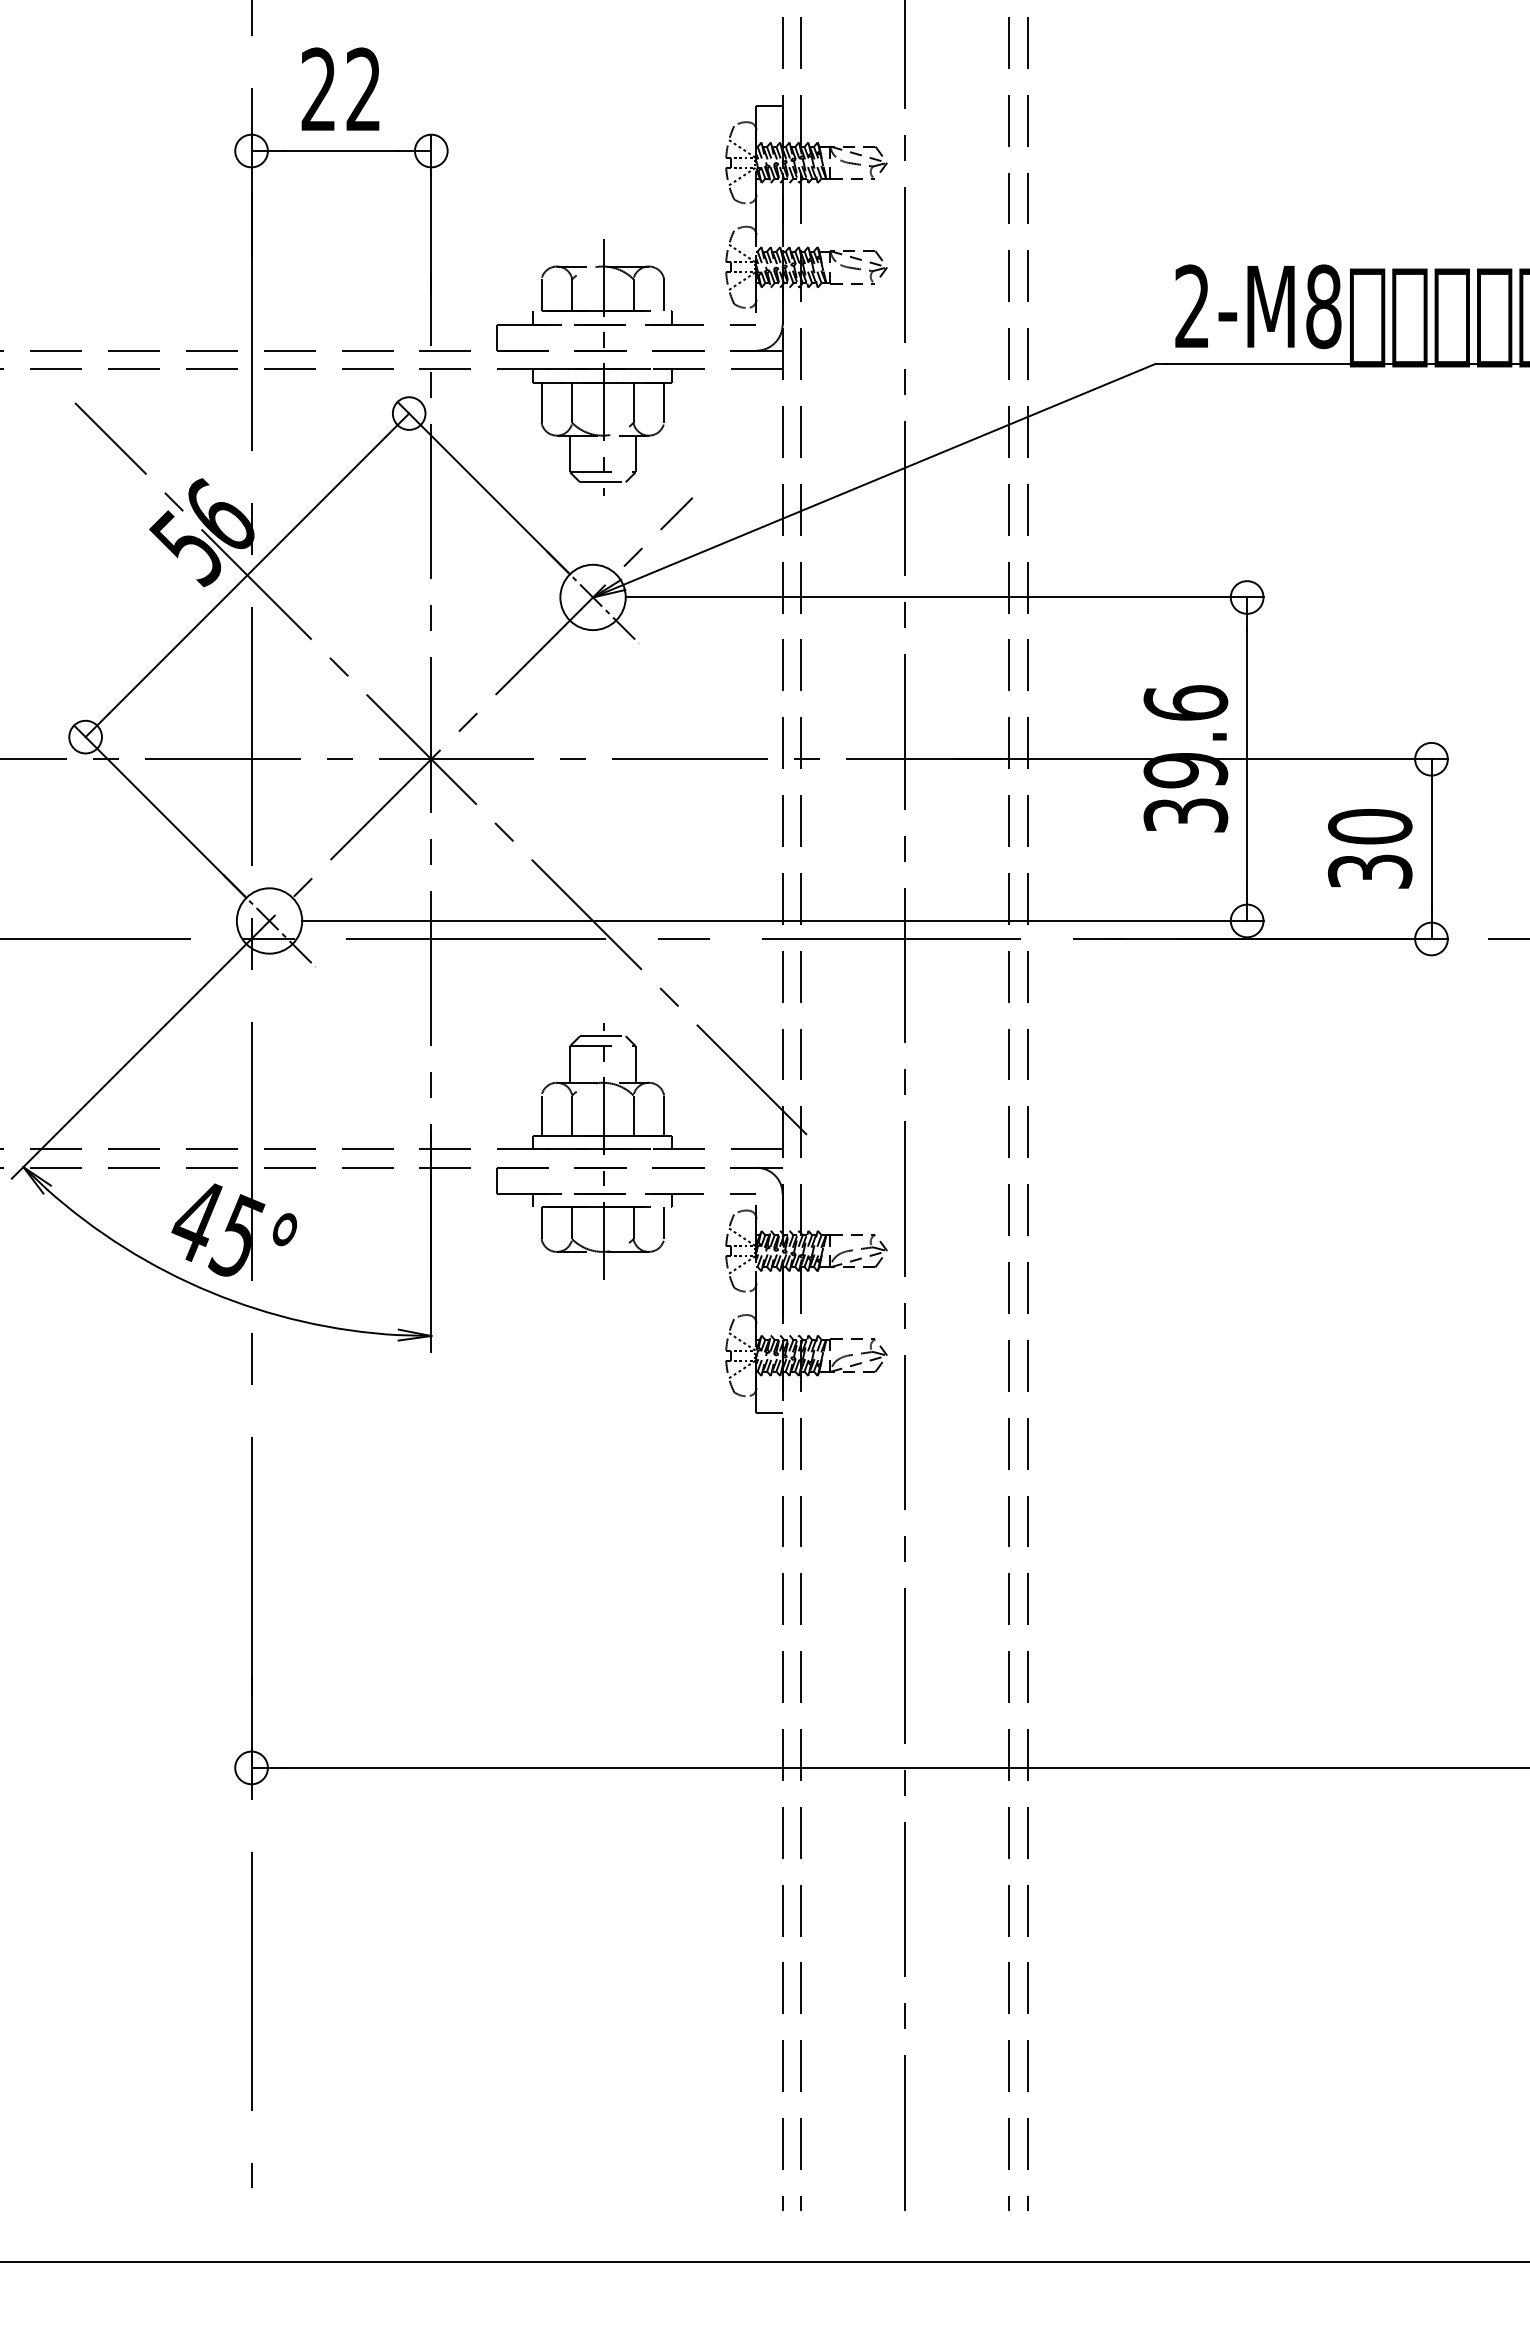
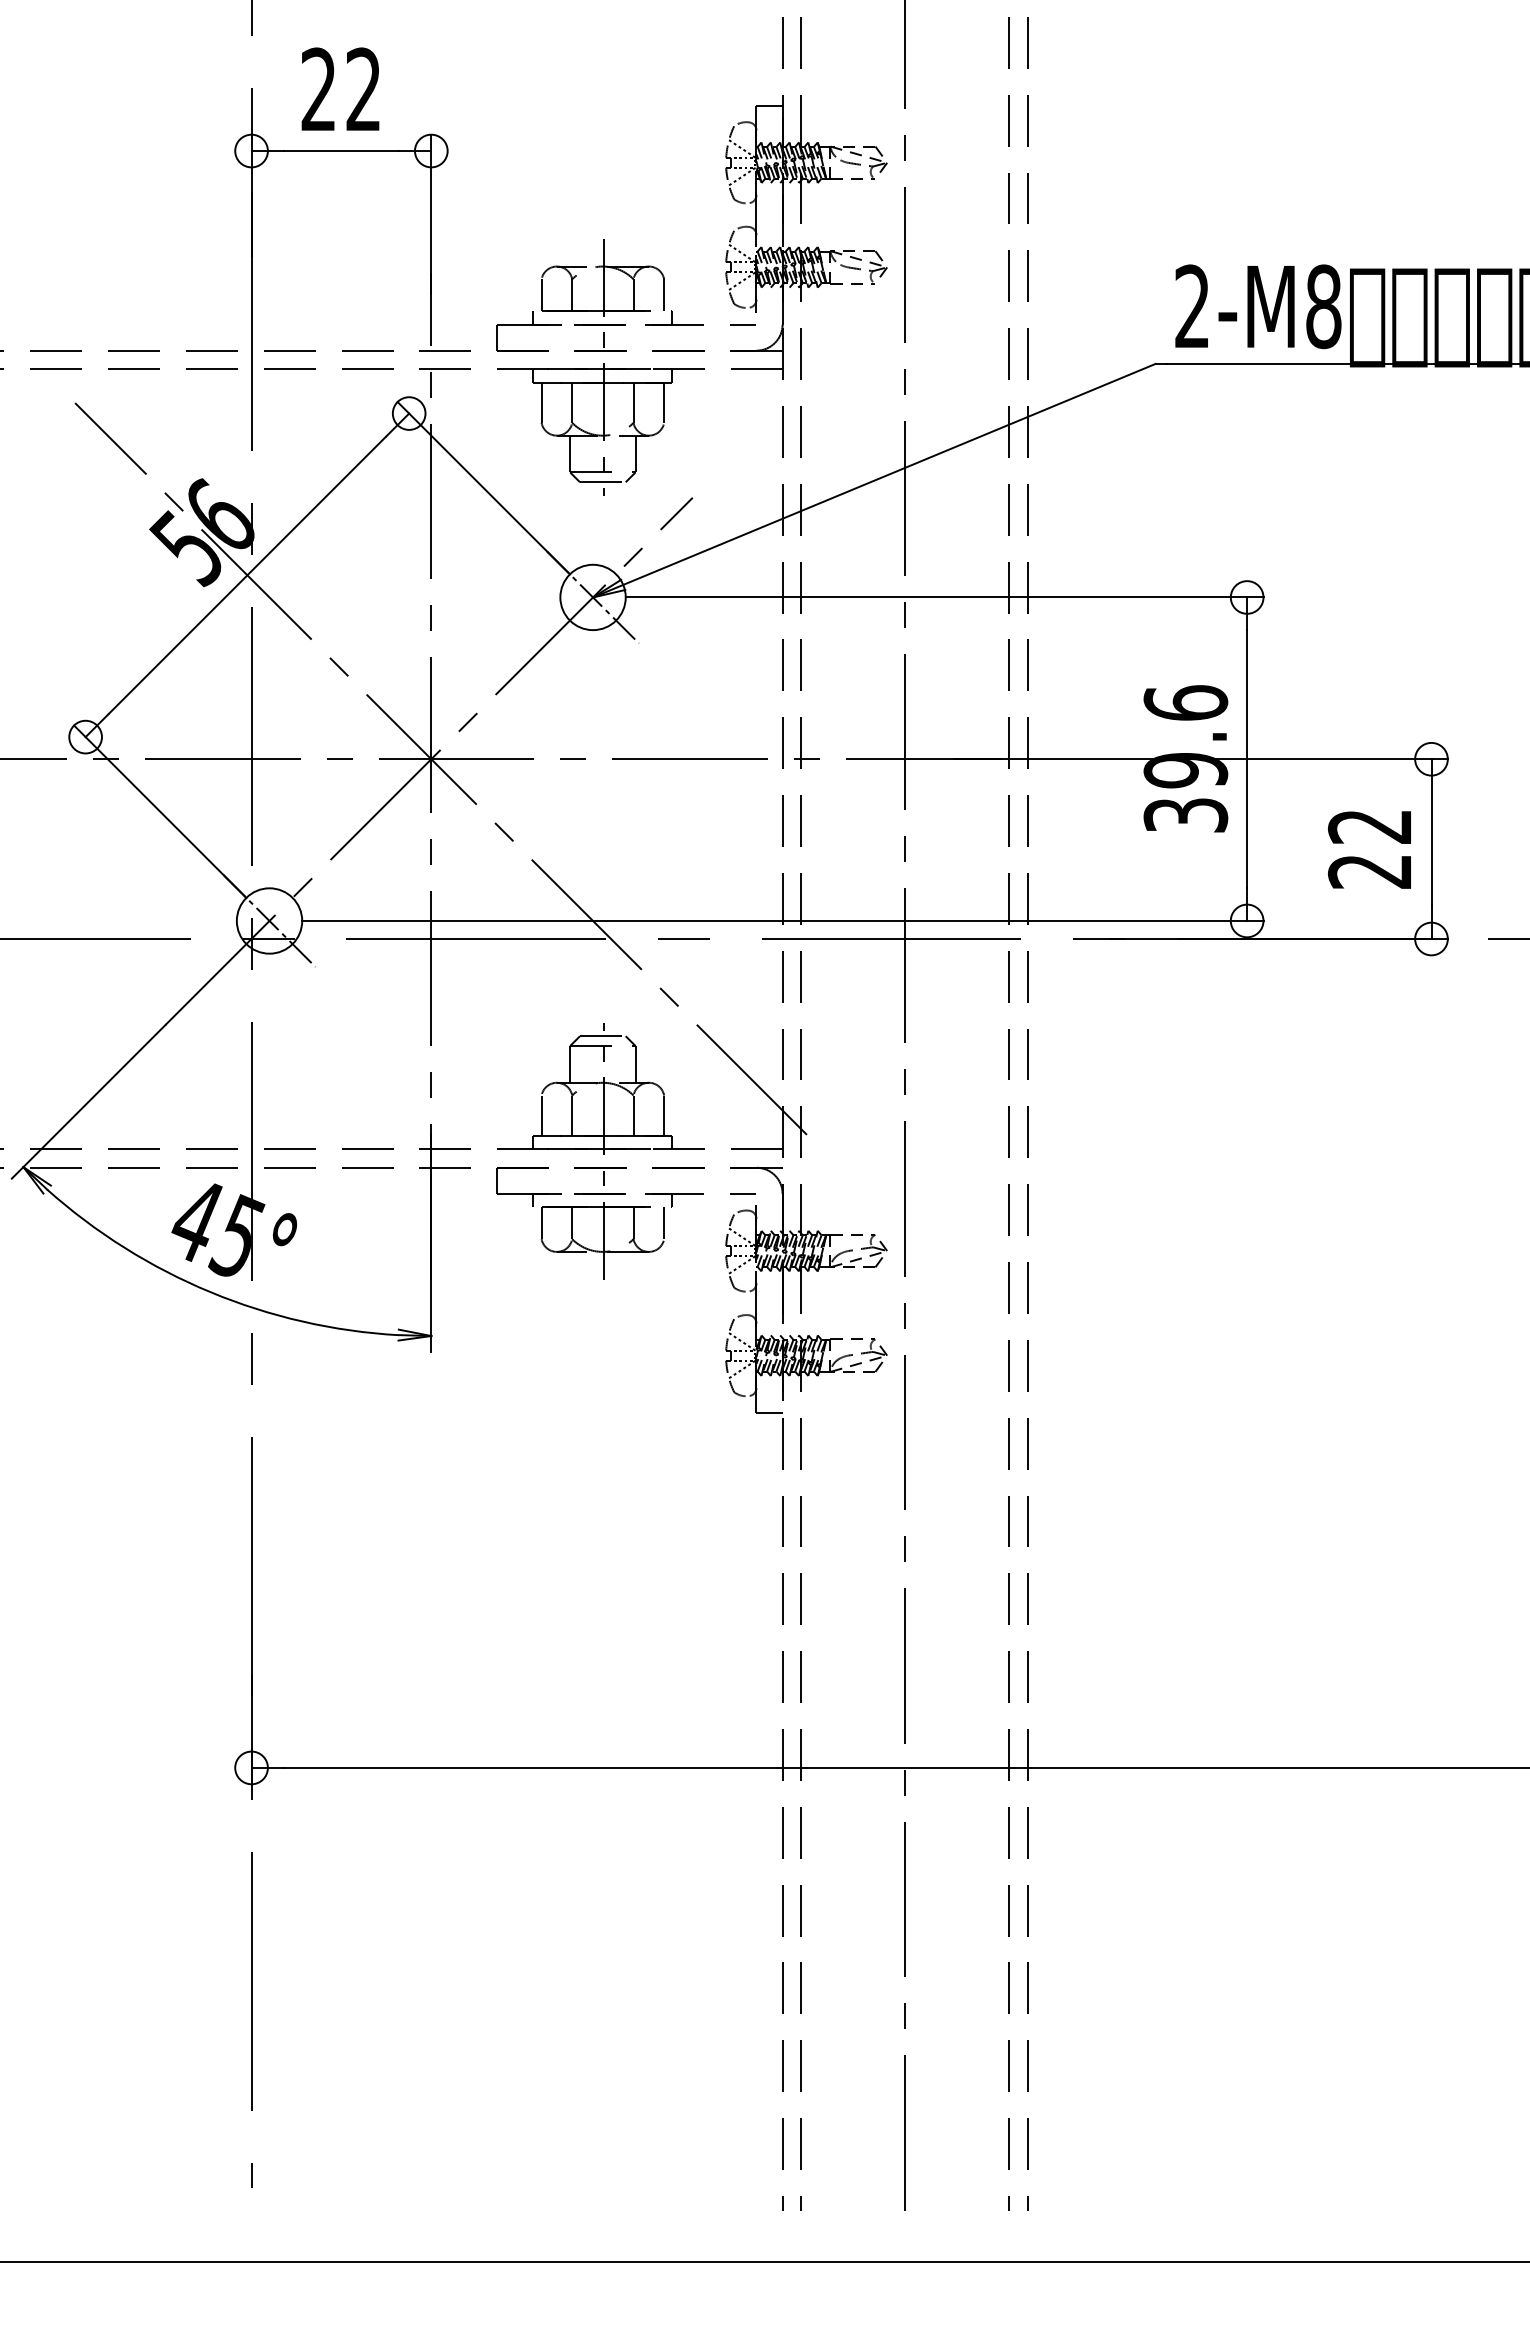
text: 30 -> 22 (1370, 848)
